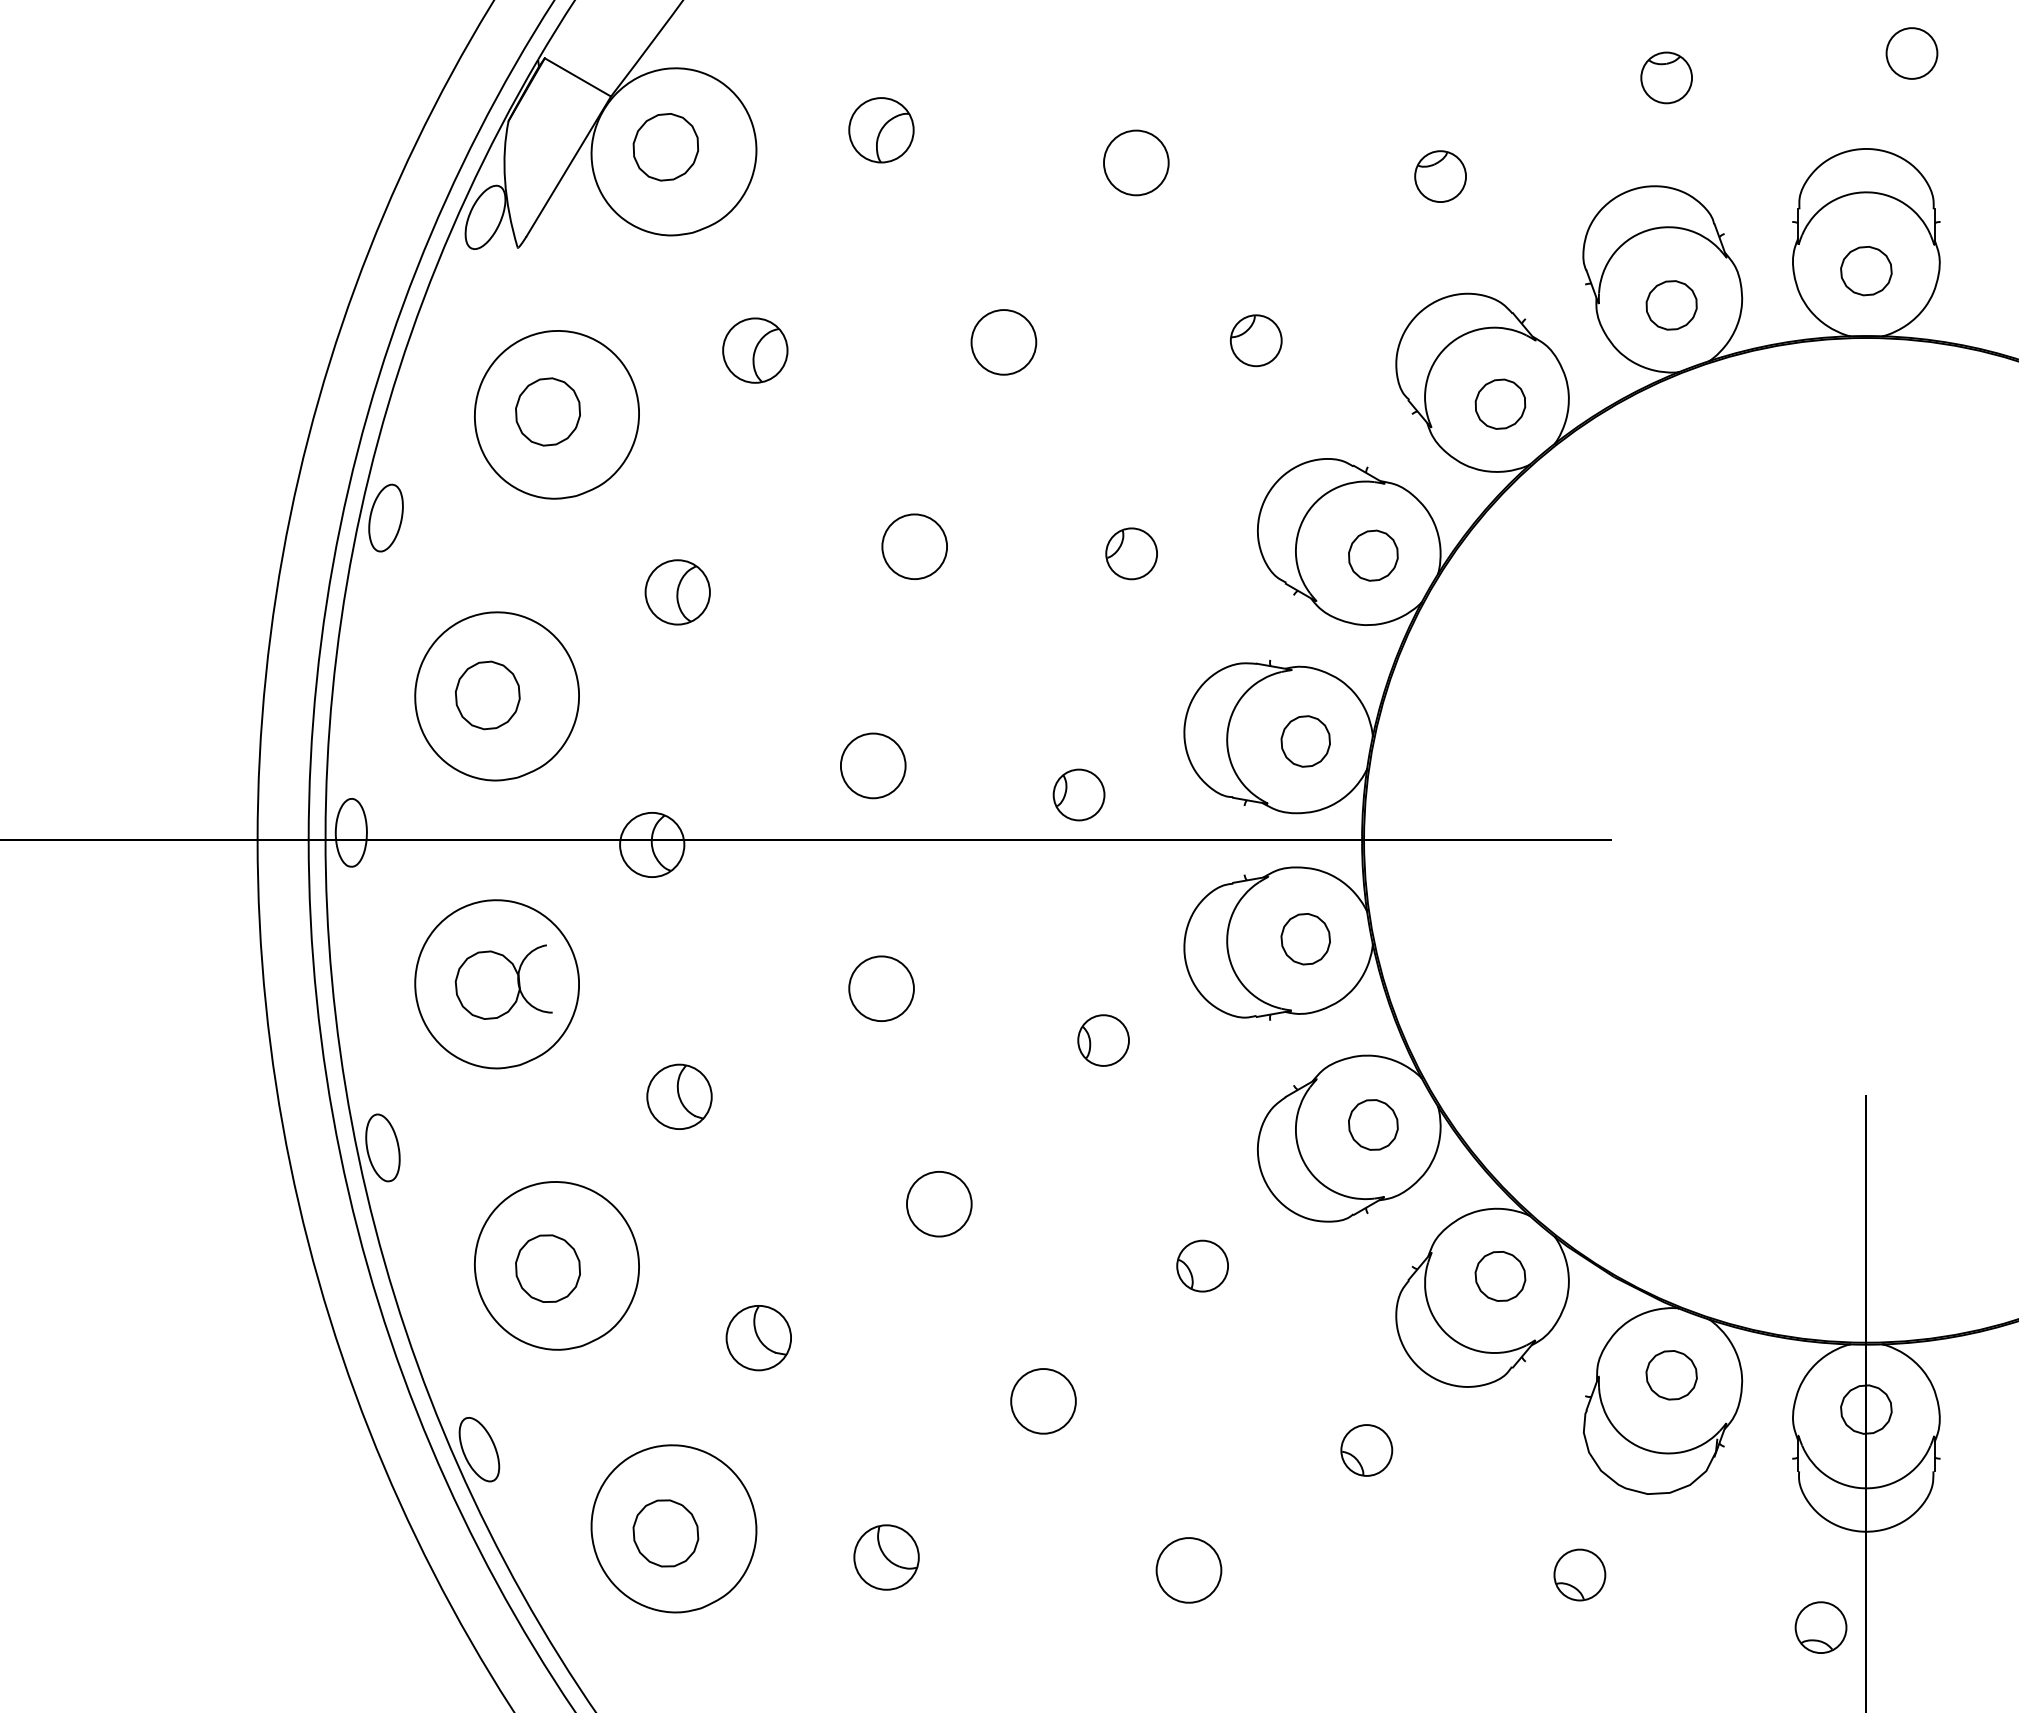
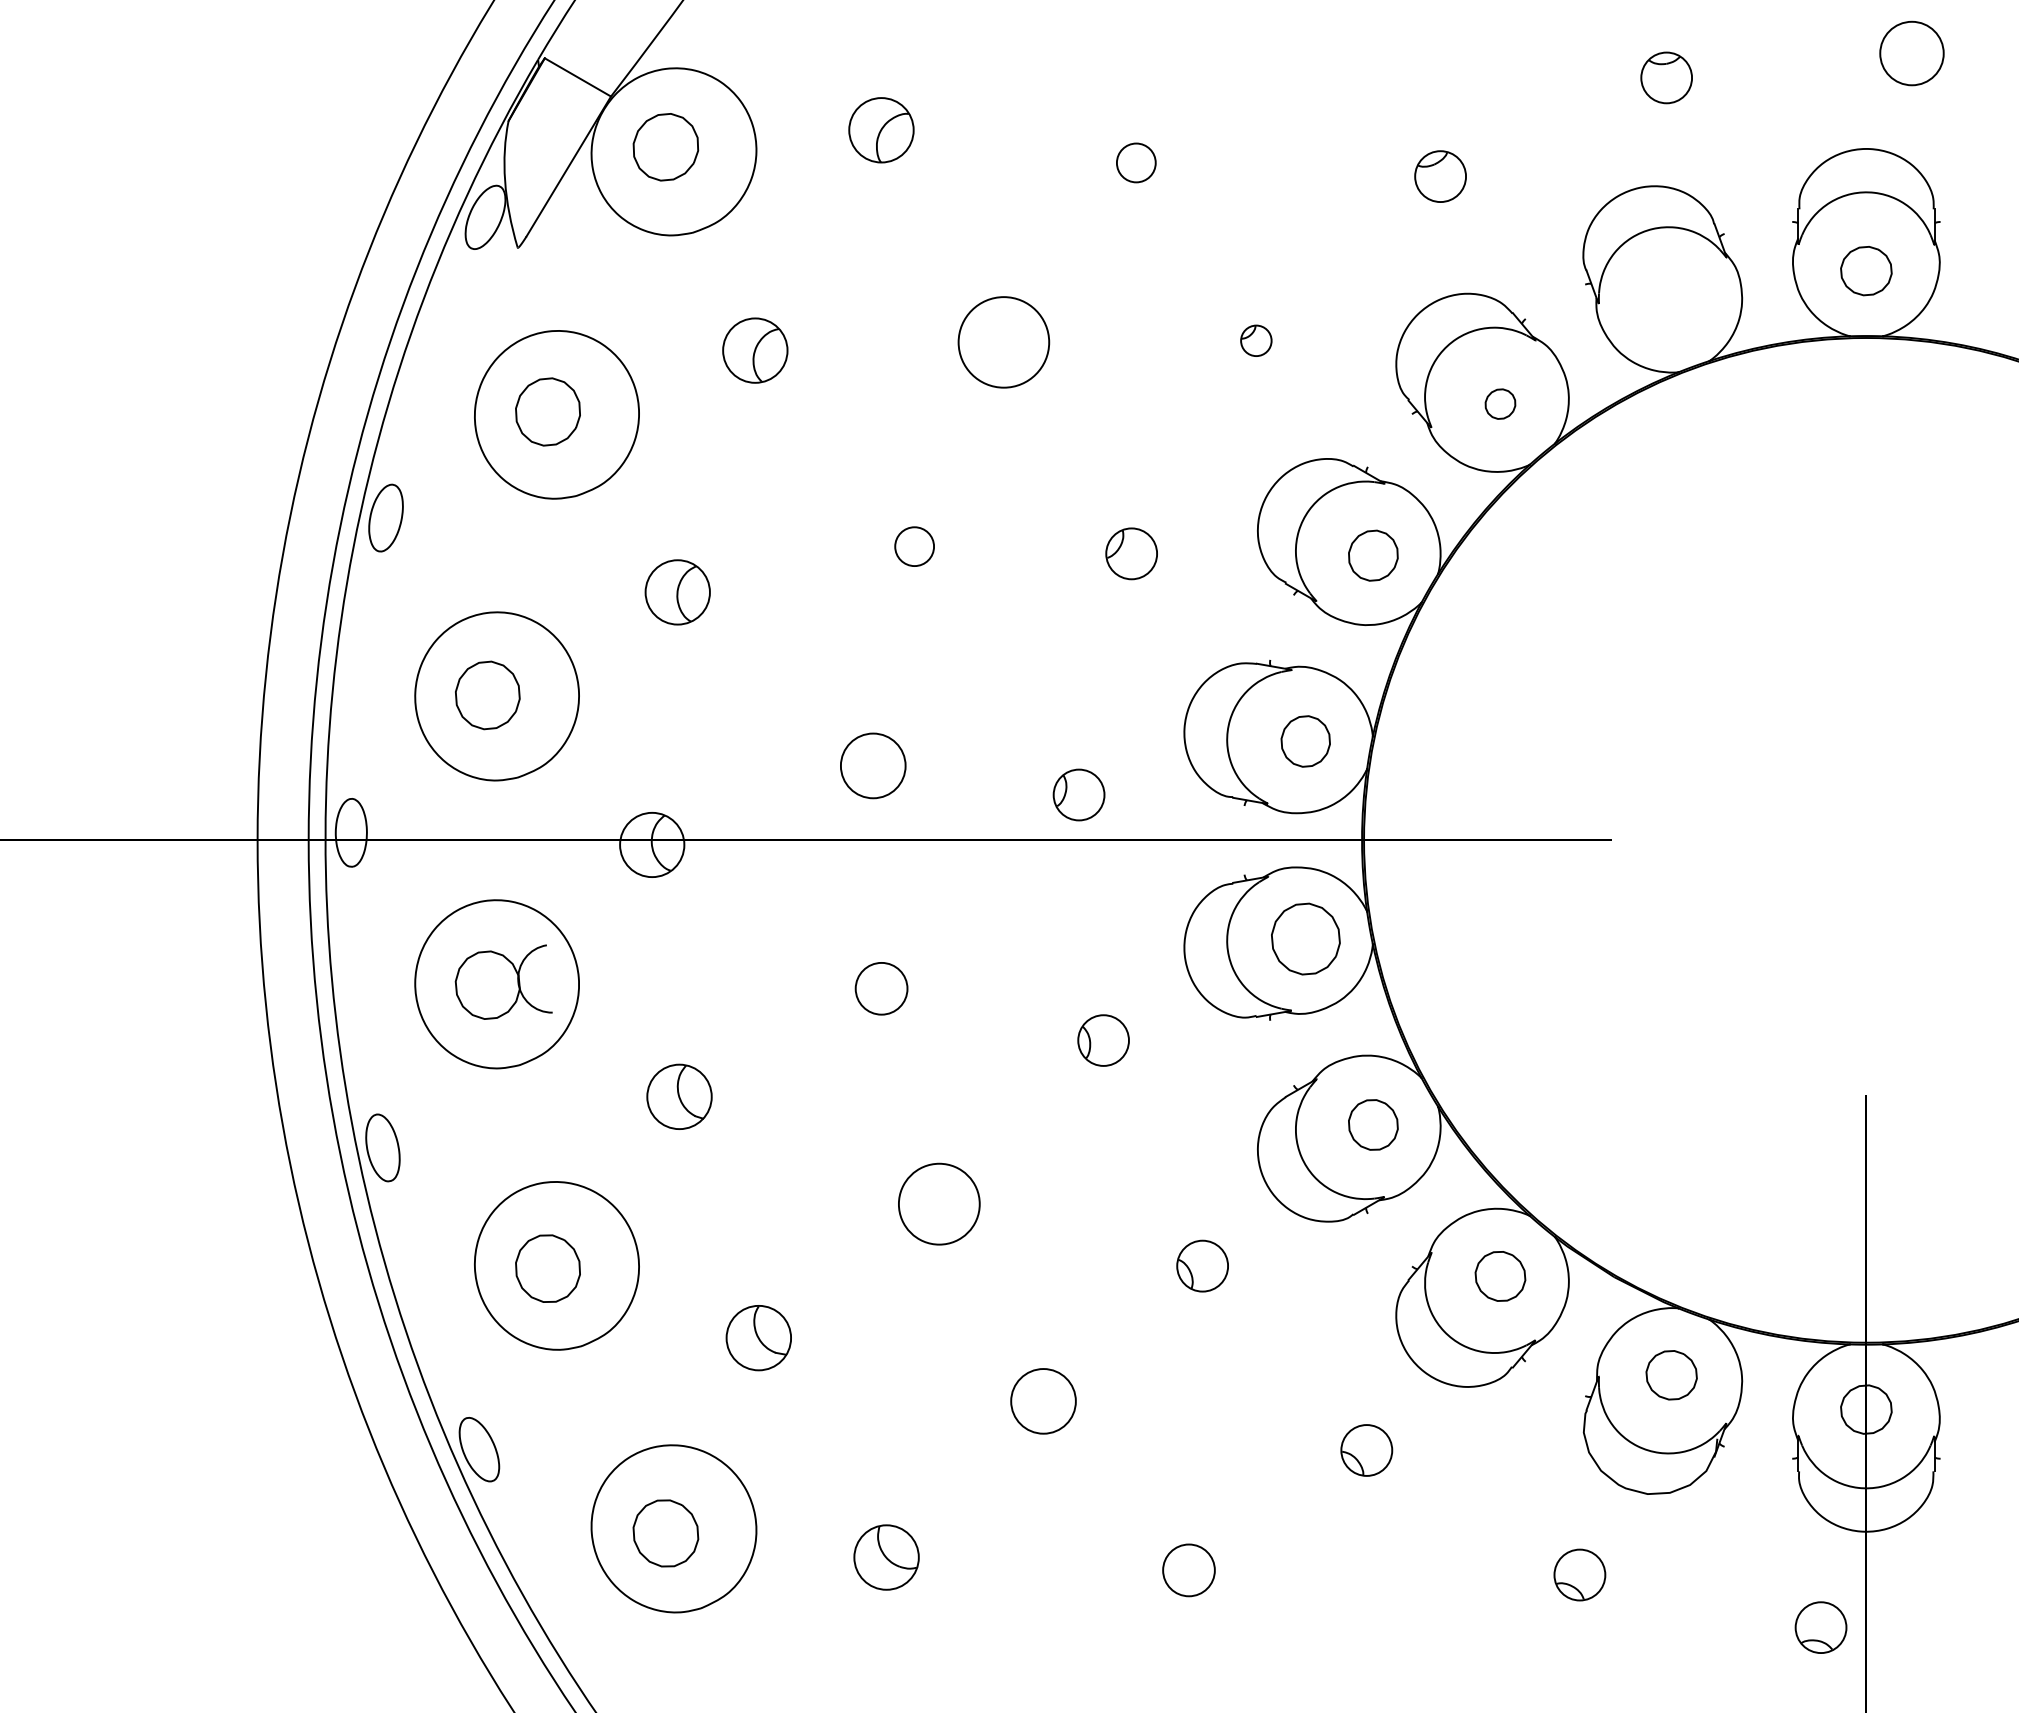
circle size: 54x53 px -> 66x67 px (1911, 53)
circle diameter: 65 px -> 39 px (1135, 162)
part: present -> none (1671, 305)
part size: 53x54 px -> 33x33 px (1256, 340)
circle diameter: 65 px -> 91 px (1003, 342)
part size: 53x52 px -> 33x32 px (1500, 403)
circle size: 67x67 px -> 41x41 px (914, 546)
part size: 51x53 px -> 70x74 px (1305, 938)
circle diameter: 65 px -> 52 px (881, 988)
circle diameter: 65 px -> 81 px (938, 1203)
circle diameter: 65 px -> 52 px (1188, 1570)
